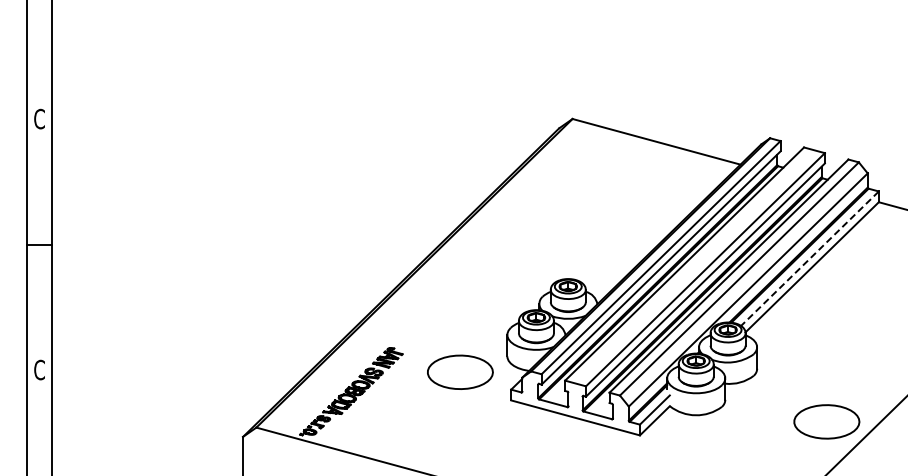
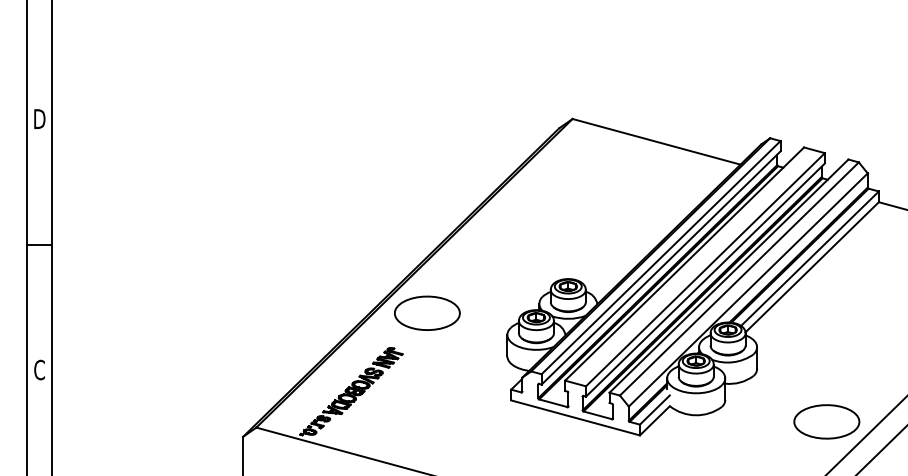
text: C -> D (39, 118)
line: dashed -> solid (809, 259)
part position: (460, 371) -> (427, 312) (427, 312)
line: none -> present (881, 449)
